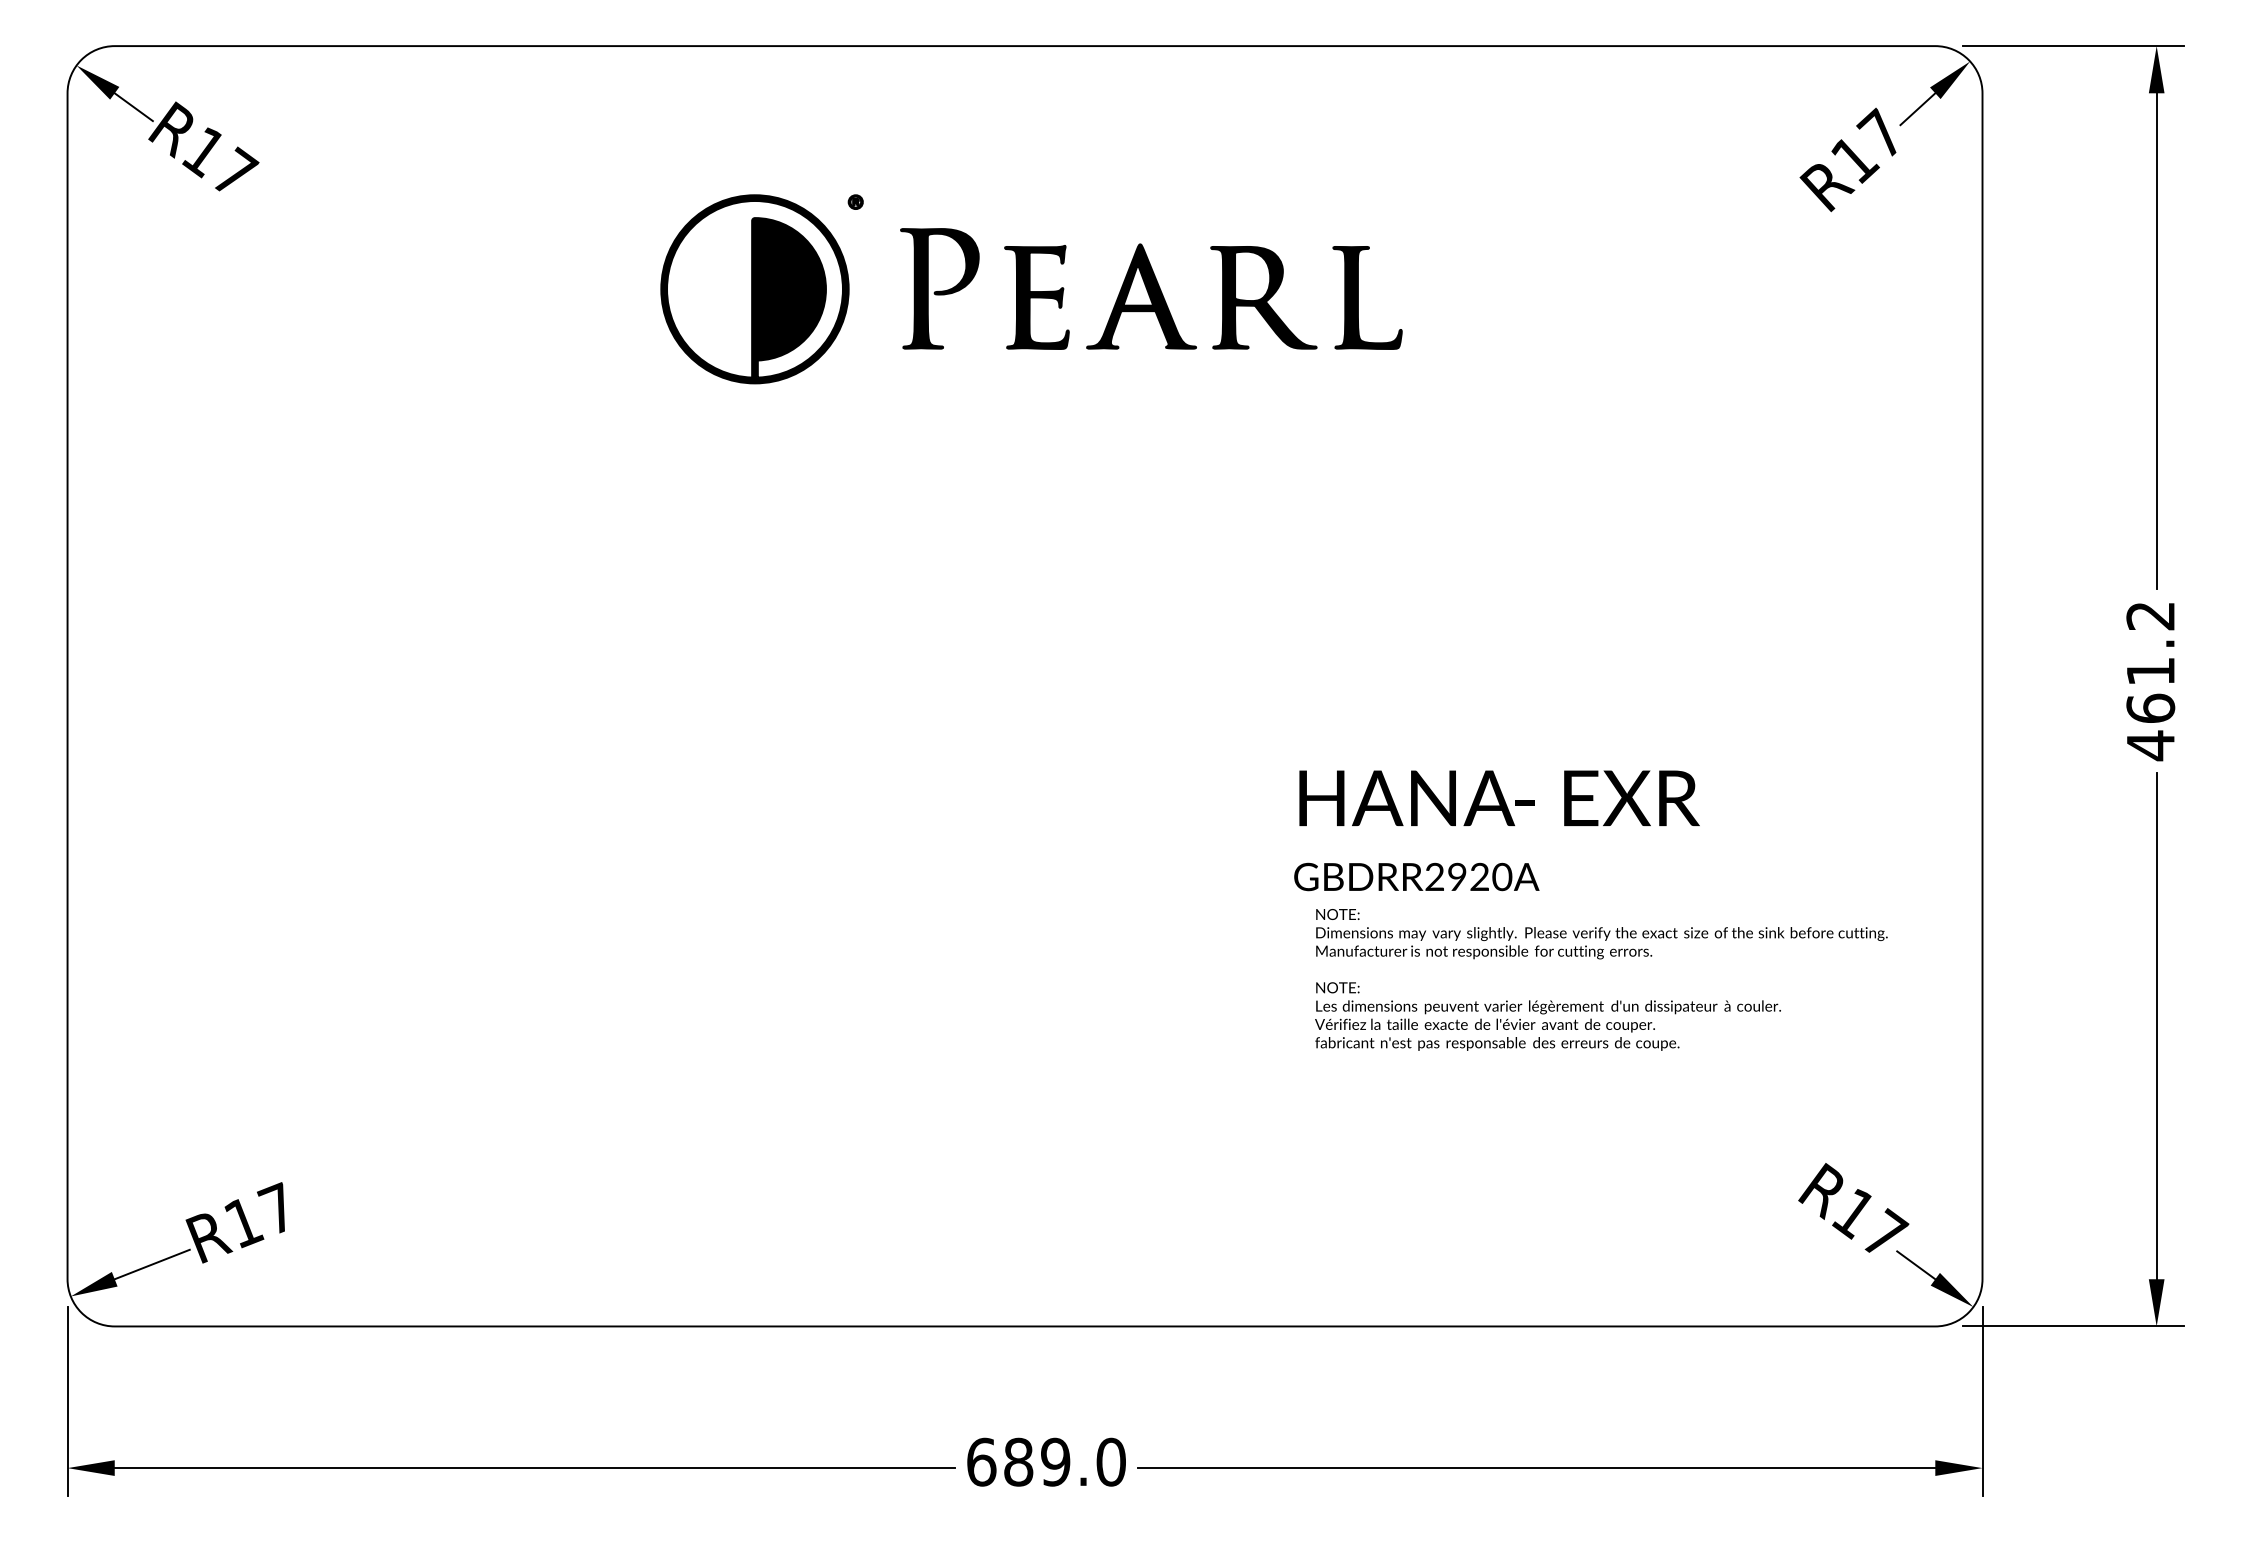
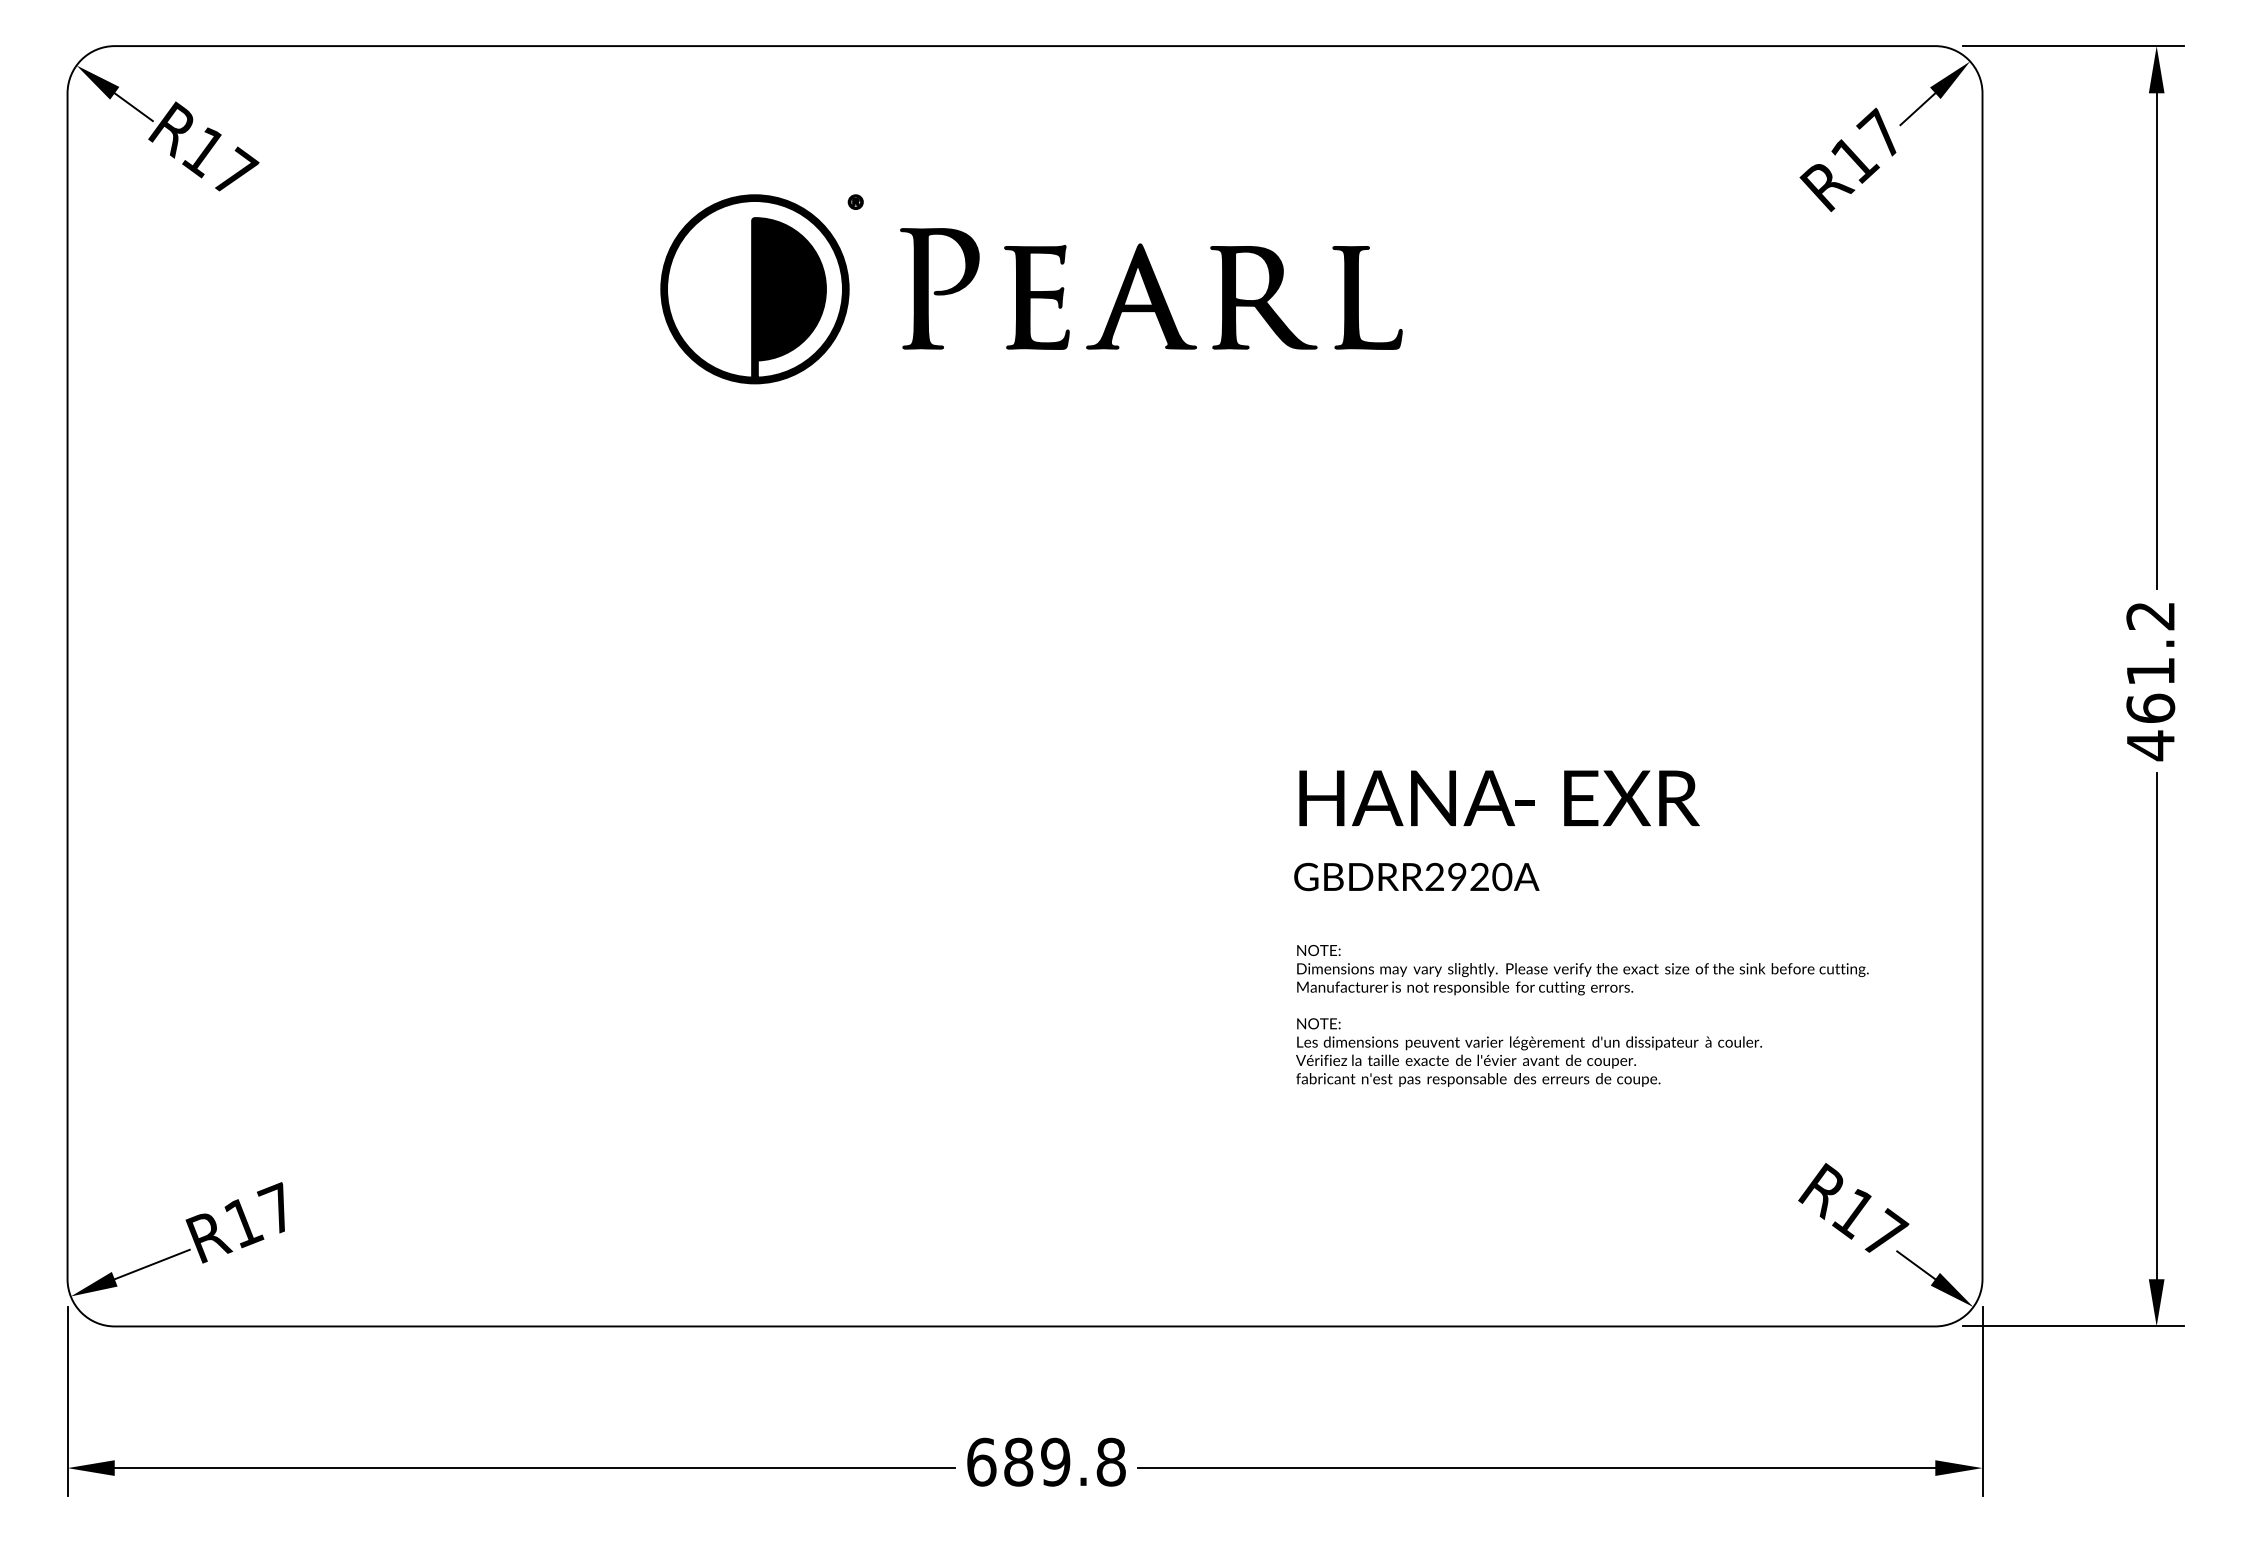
text position: (1601, 979) -> (1582, 1015) (1582, 1015)
text: 689.0 -> 689.8 (1110, 1462)
